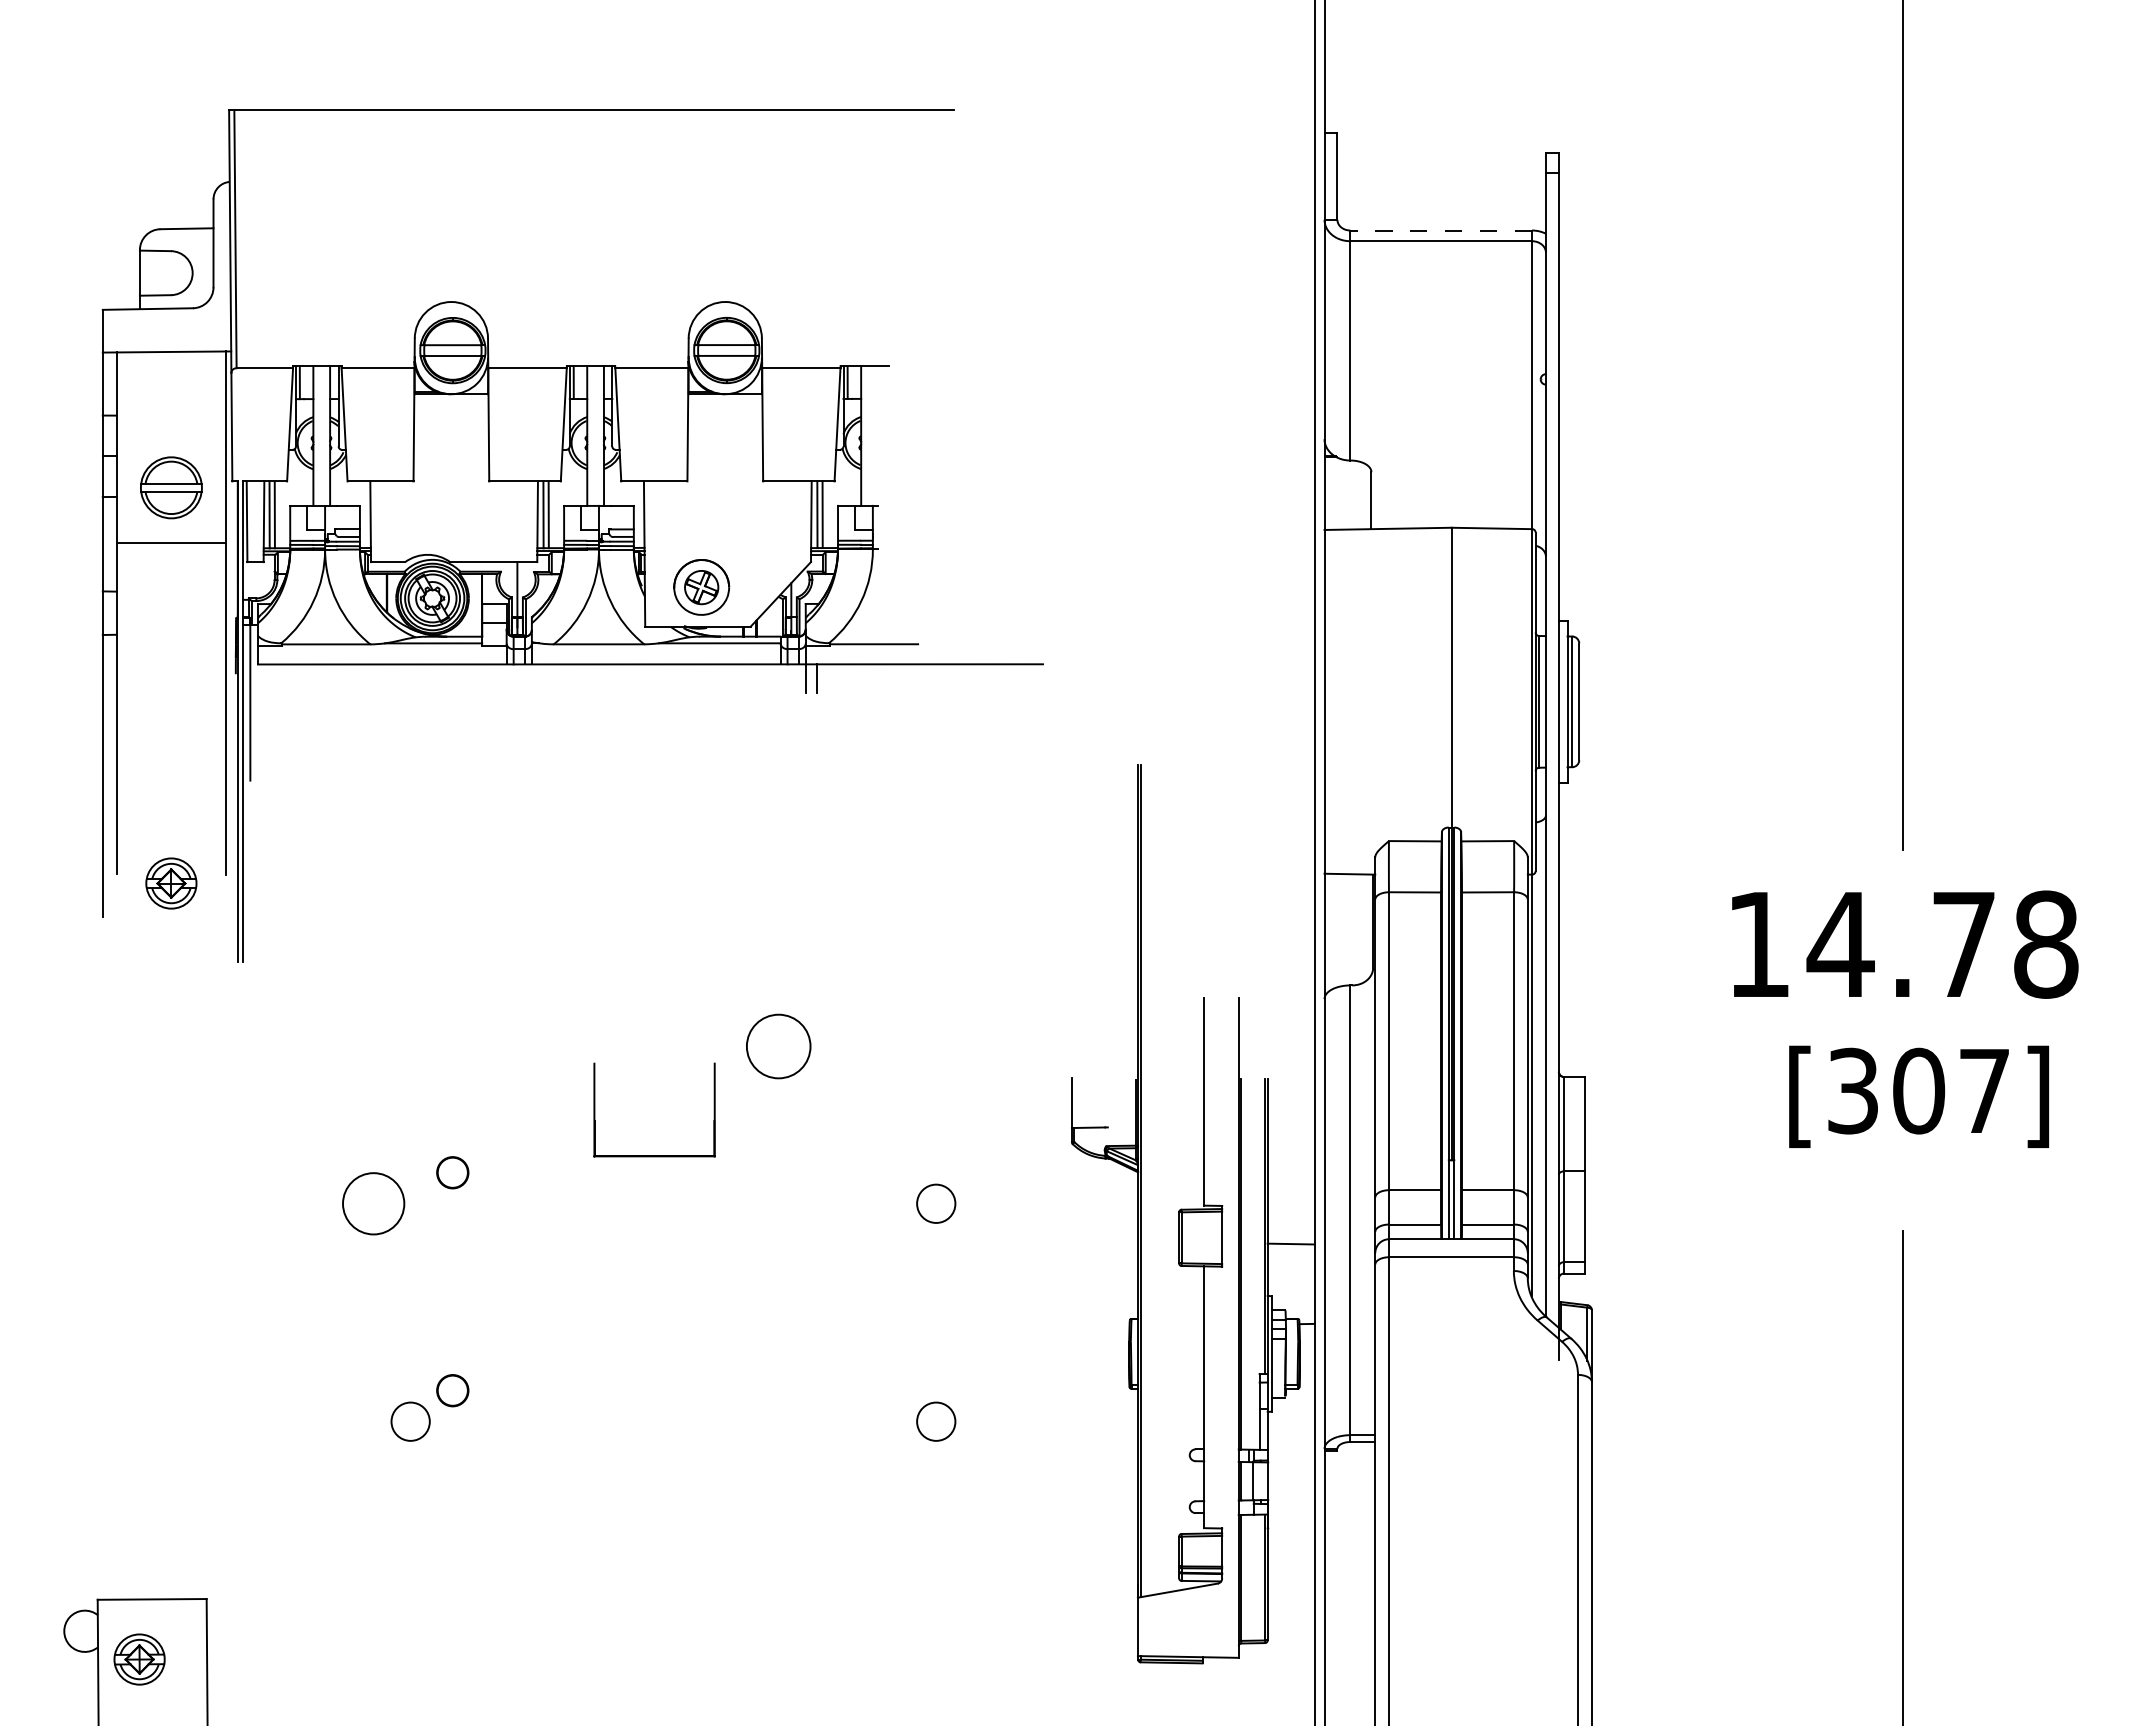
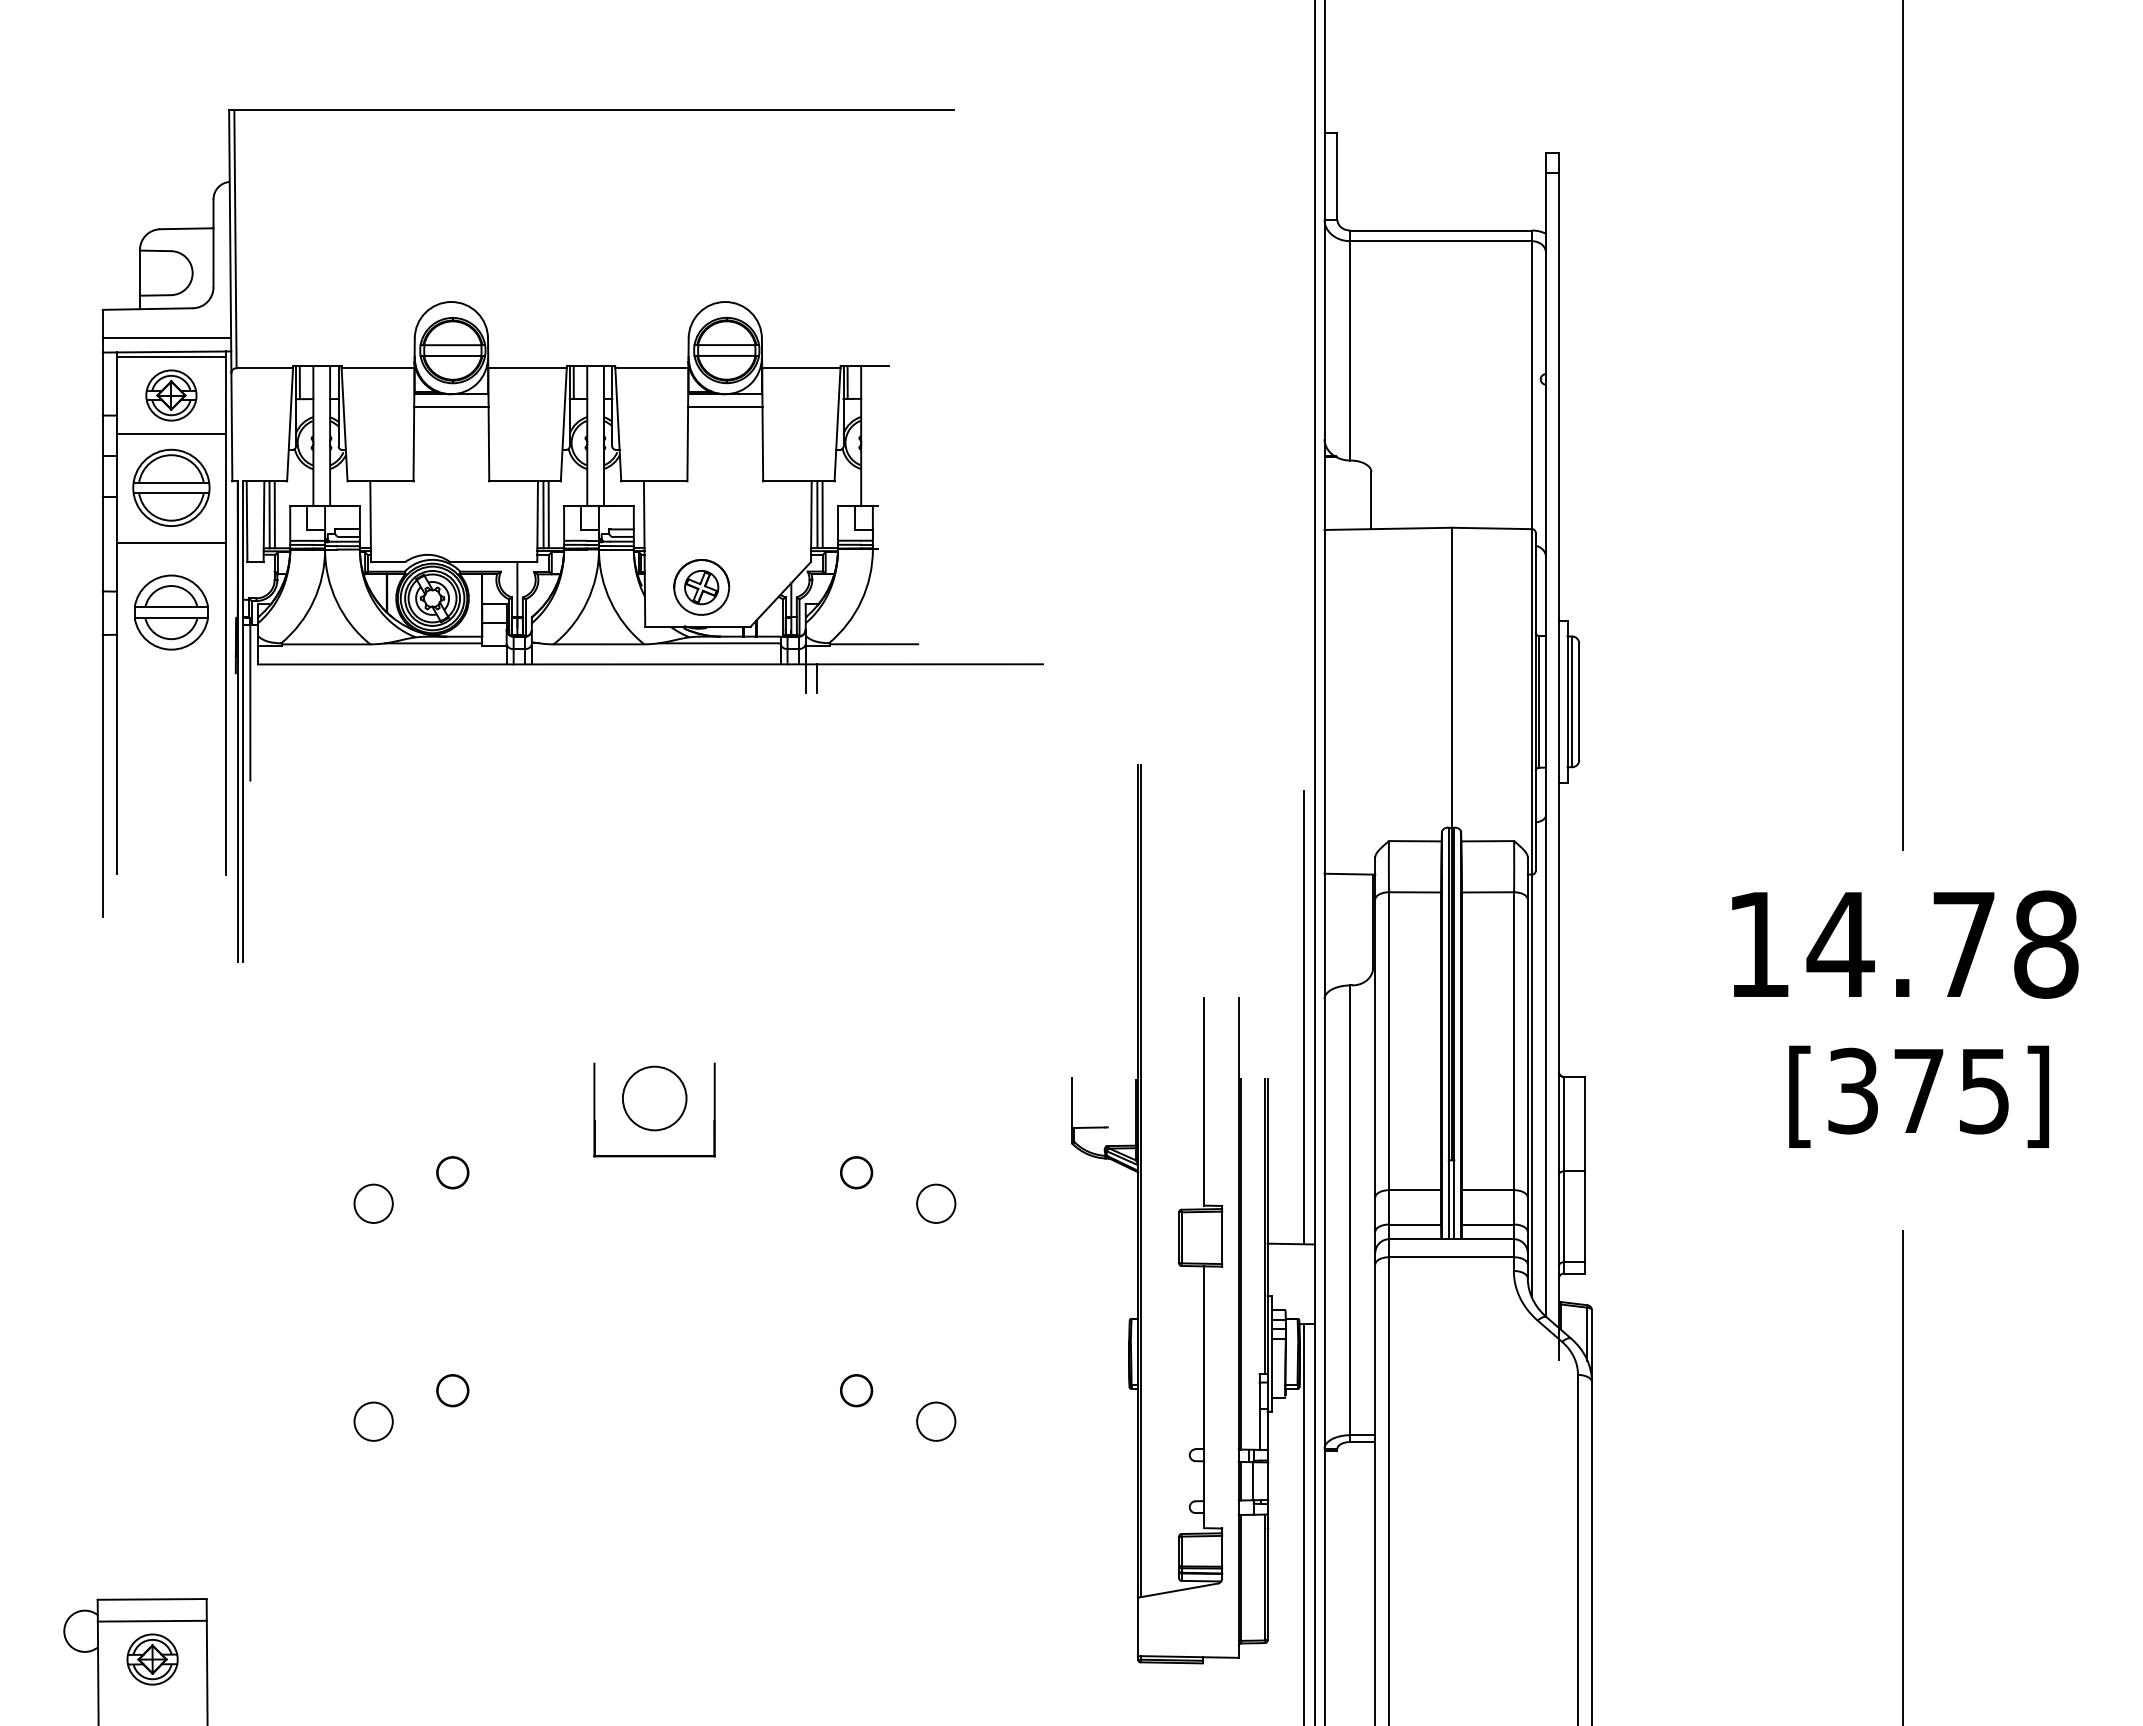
line: dashed -> solid (1441, 230)
line: none -> present (166, 337)
line: none -> present (170, 357)
line: none -> present (451, 406)
line: none -> present (725, 406)
line: none -> present (170, 433)
part size: 63x64 px -> 79x79 px (171, 487)
part: none -> present (171, 612)
part position: (171, 883) -> (171, 395) (171, 395)
line: none -> present (1304, 1017)
circle position: (778, 1046) -> (654, 1098) (654, 1098)
text: [307] -> [375] (1950, 1090)
circle: none -> present (856, 1172)
circle diameter: 61 px -> 38 px (373, 1203)
circle: none -> present (856, 1390)
circle position: (410, 1421) -> (373, 1421) (373, 1421)
line: none -> present (1304, 1523)
line: none -> present (151, 1620)
part position: (139, 1659) -> (152, 1659) (152, 1659)
